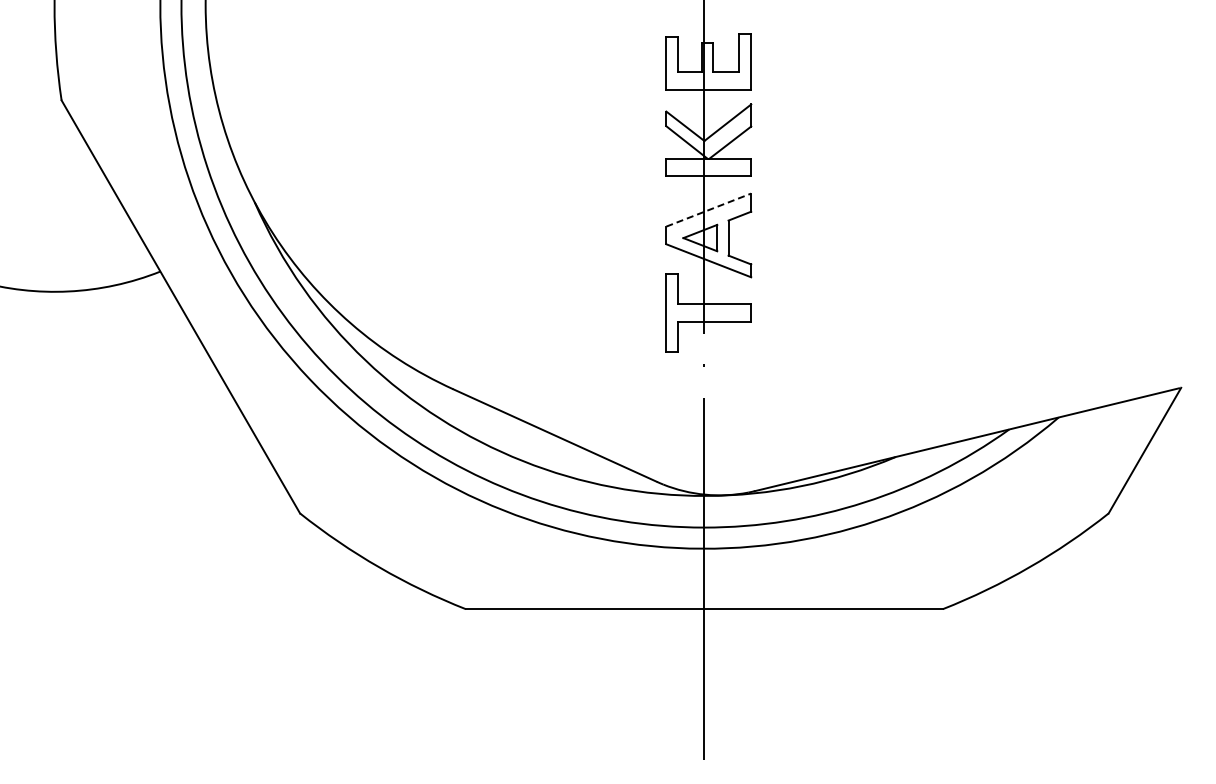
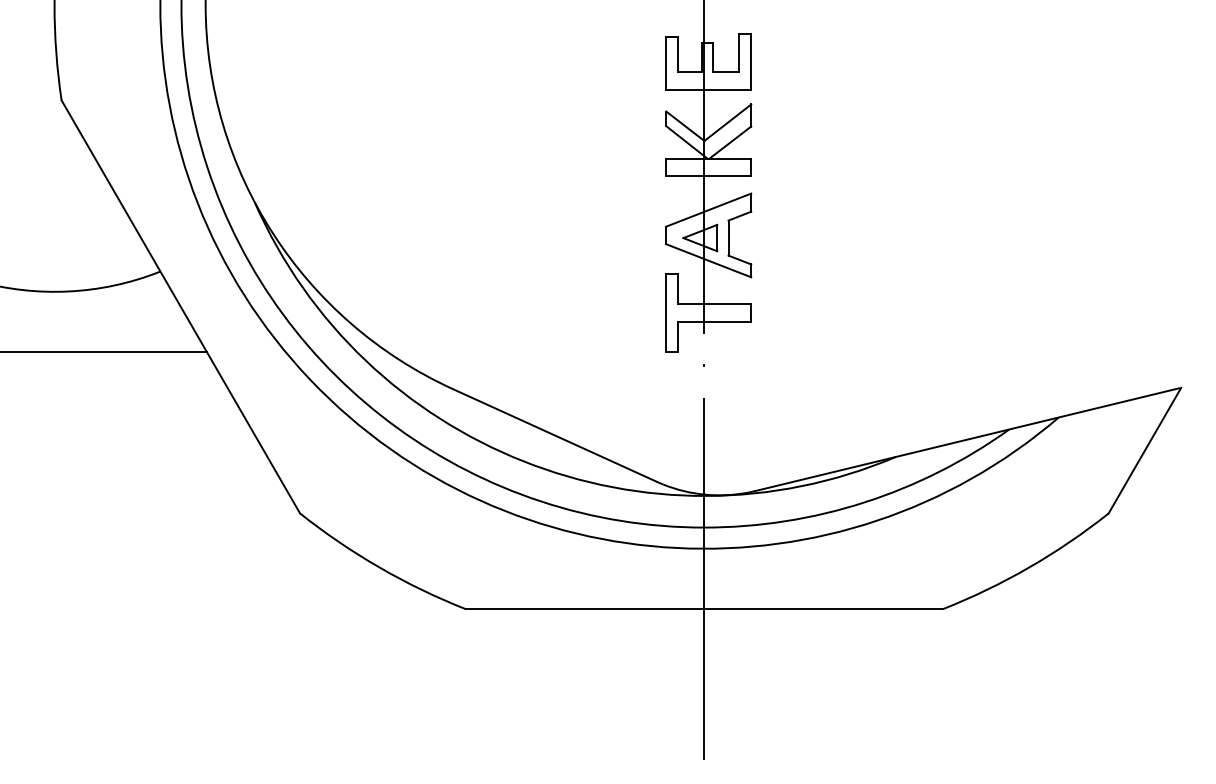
line: dashed -> solid (708, 210)
line: none -> present (104, 352)
